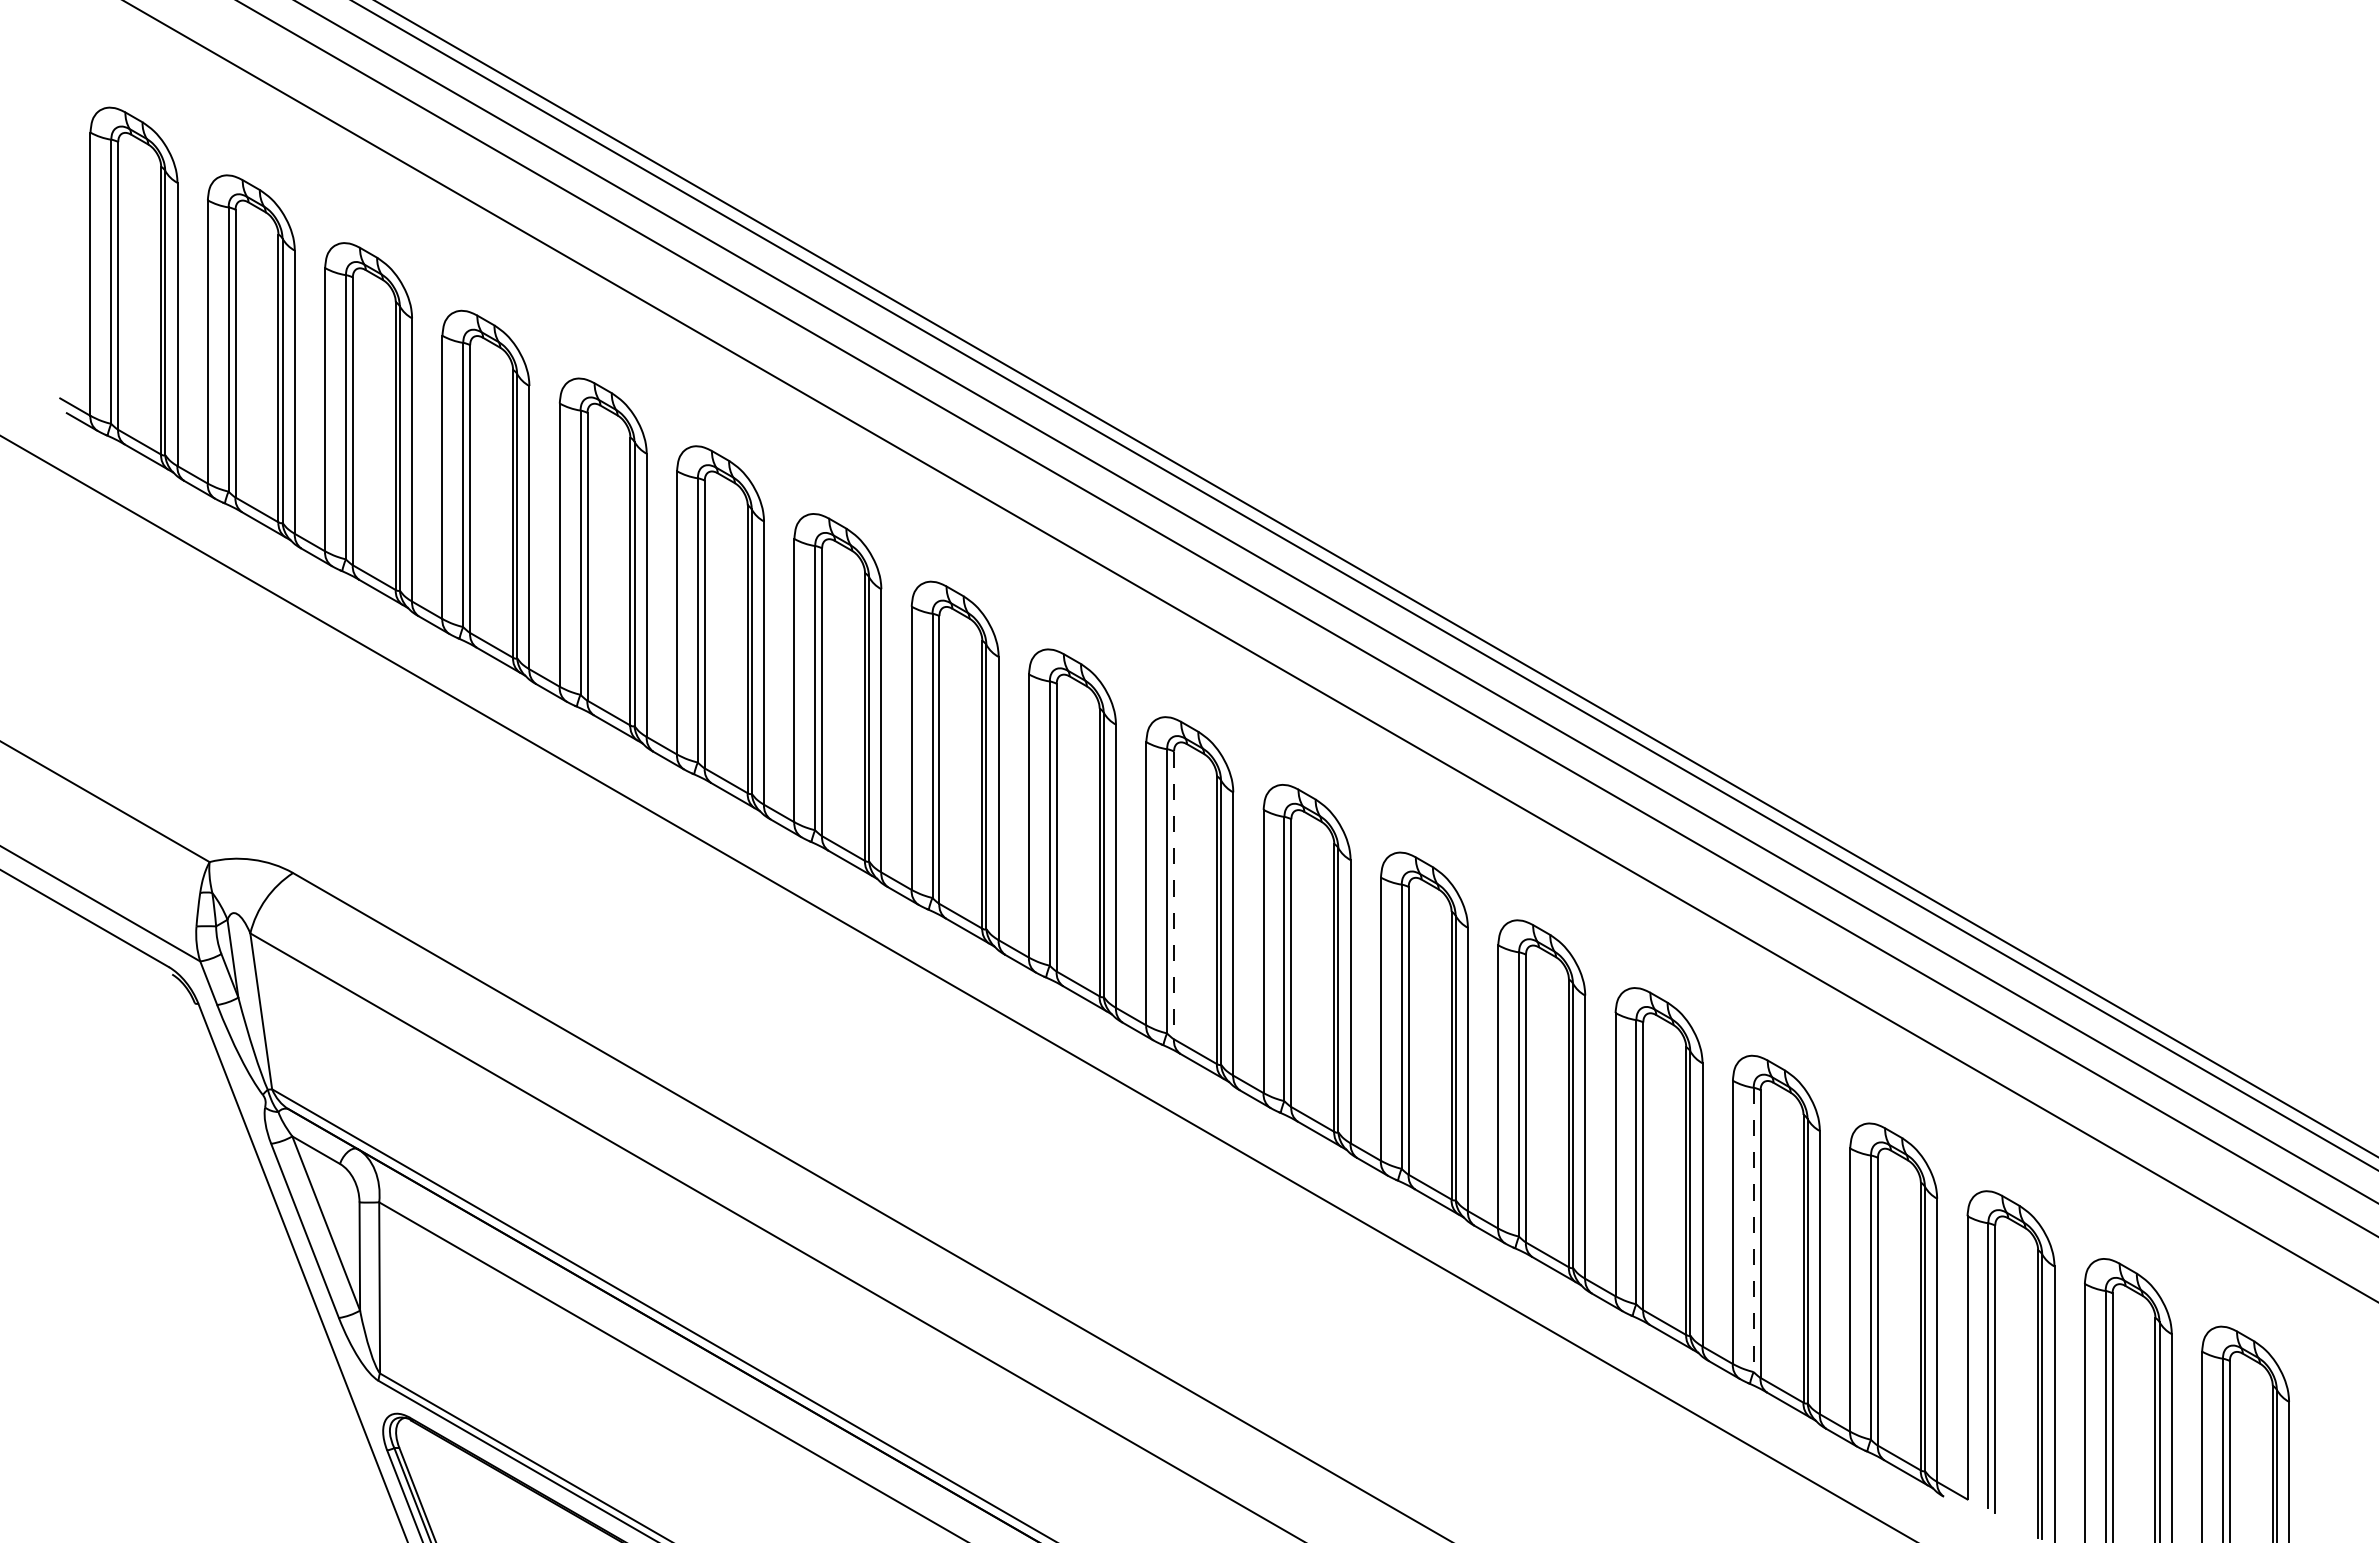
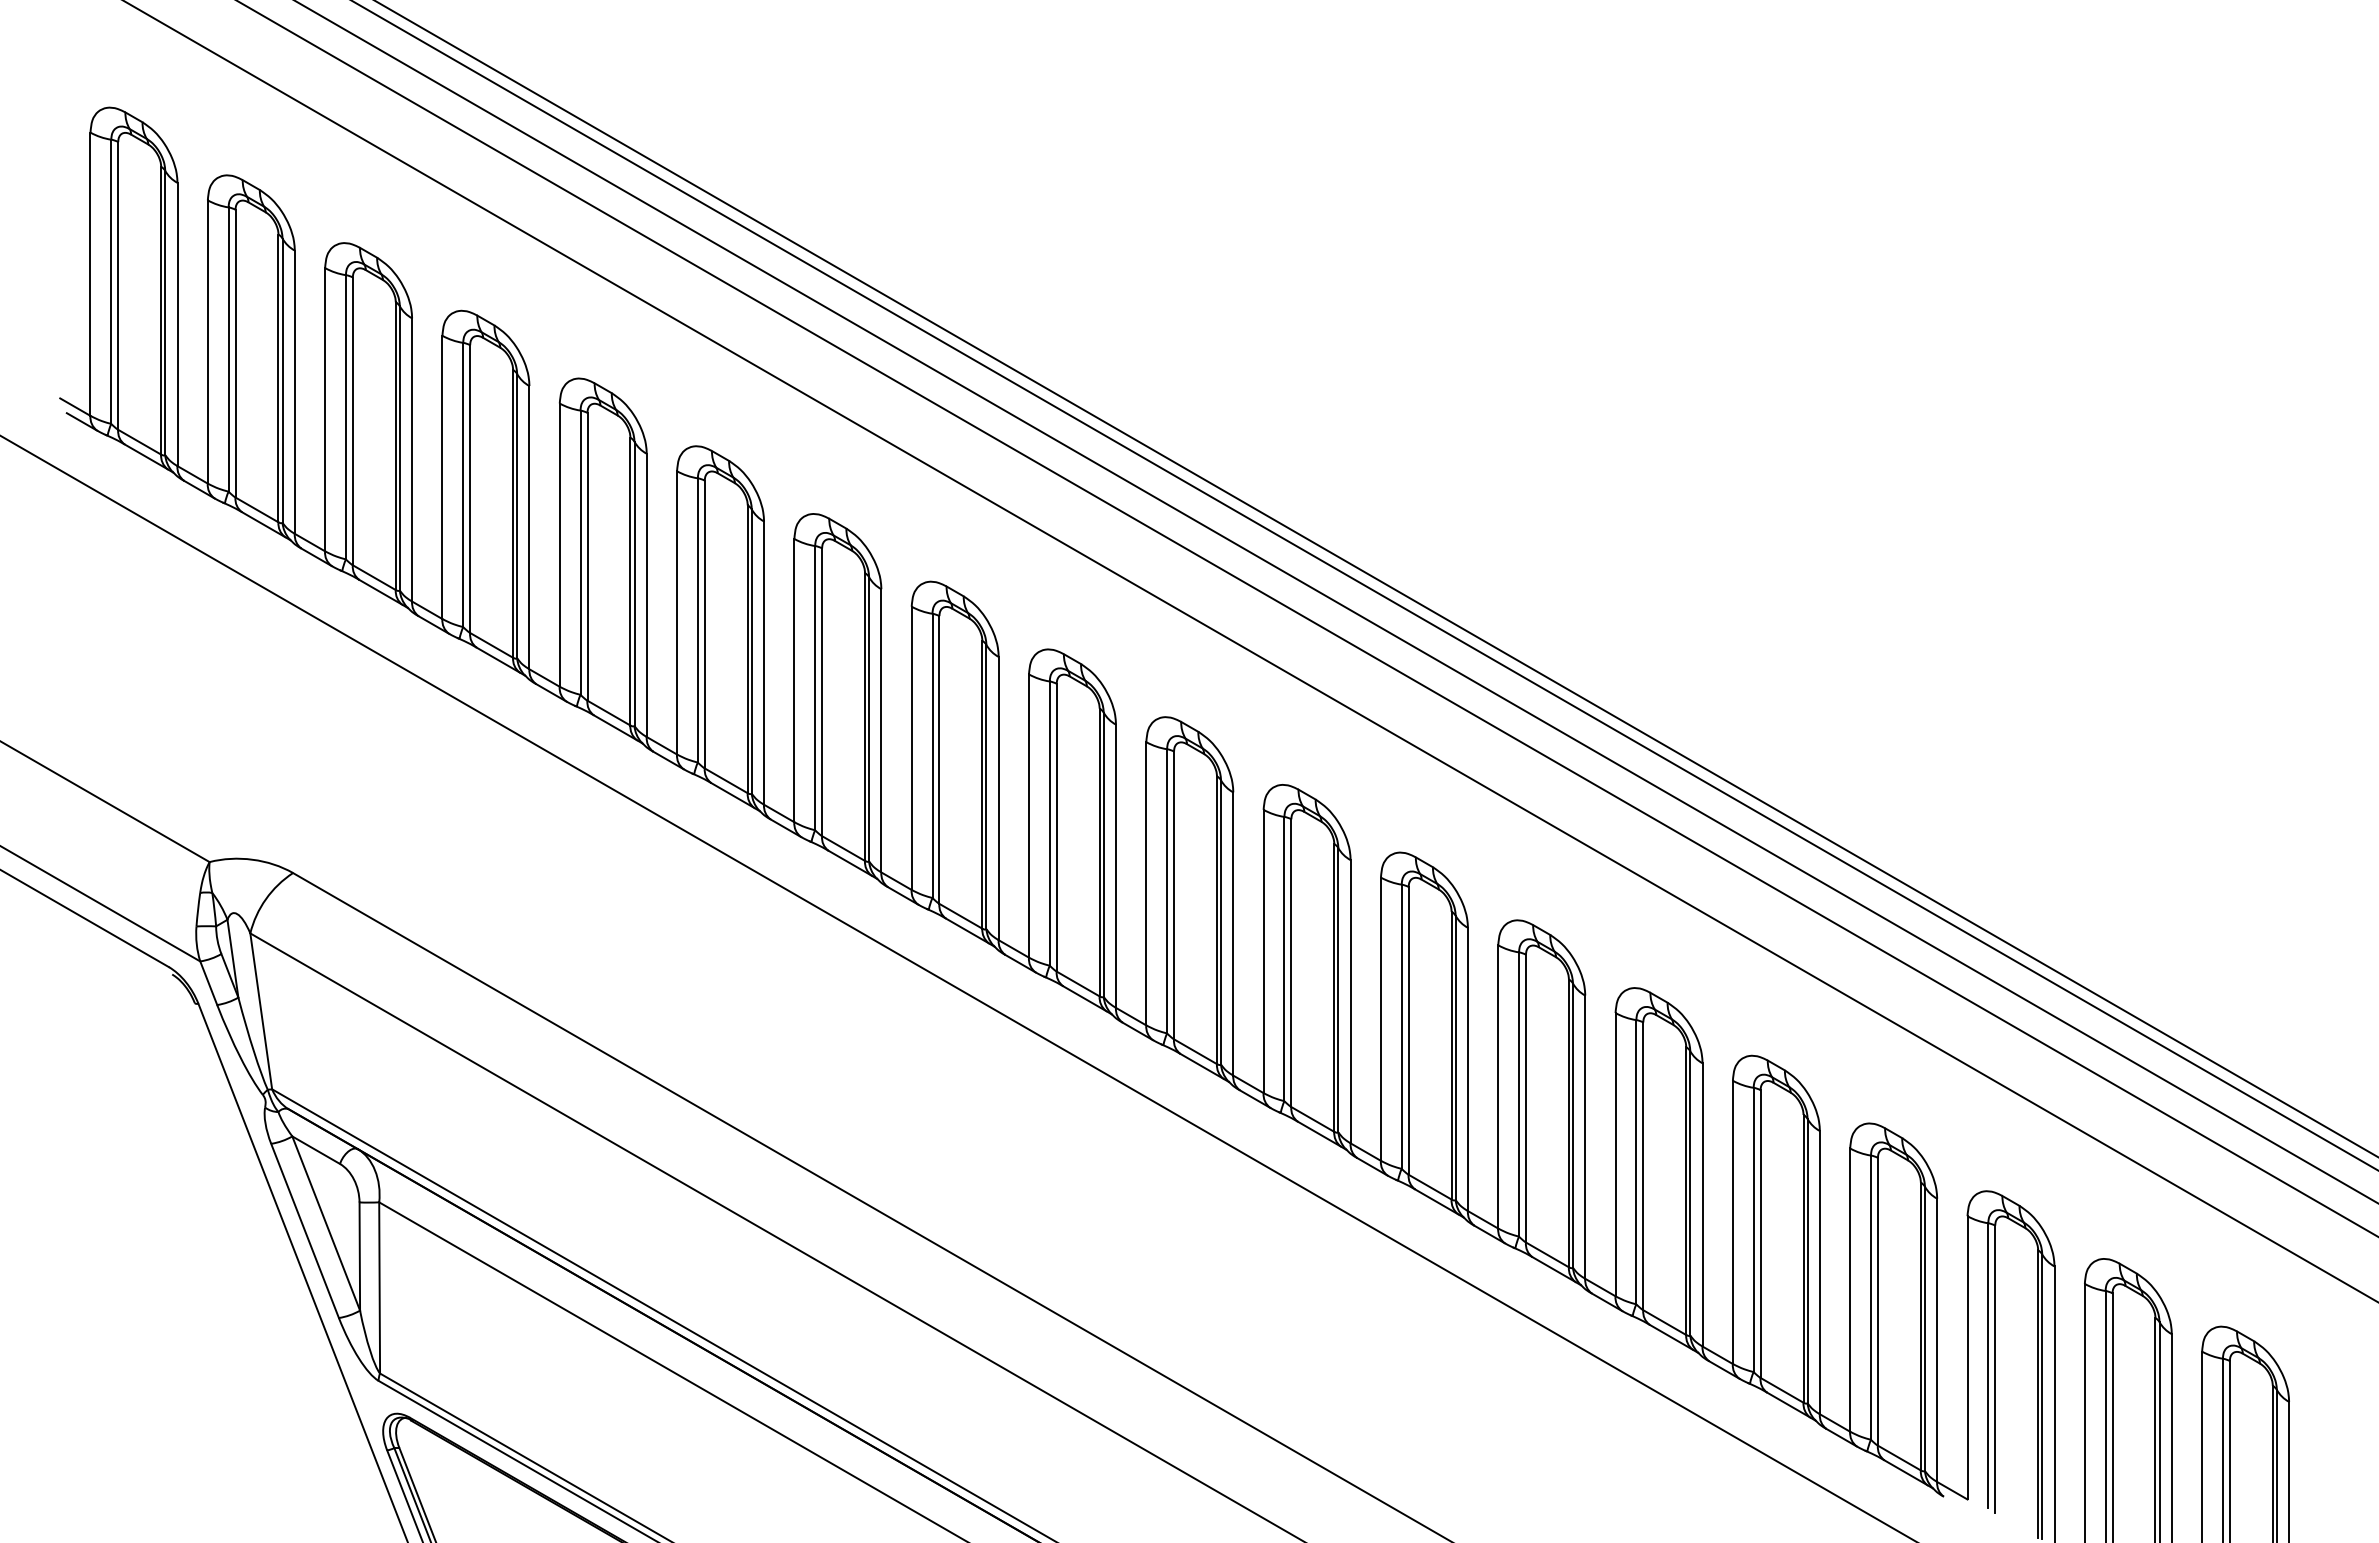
line: dashed -> solid (1174, 895)
line: dashed -> solid (1753, 1230)
